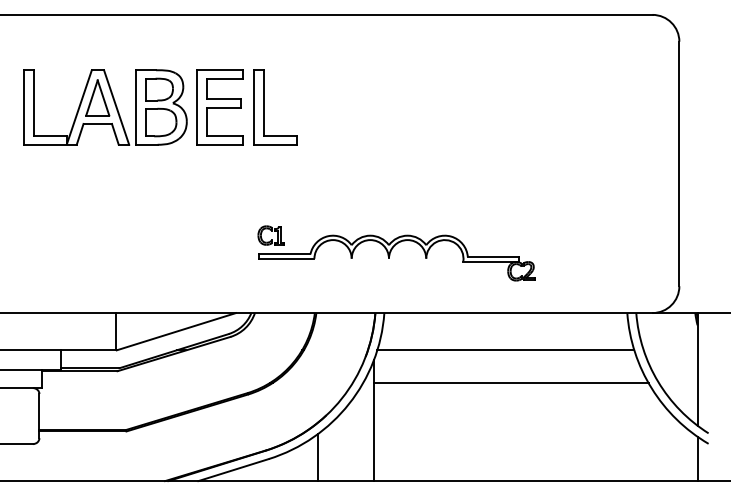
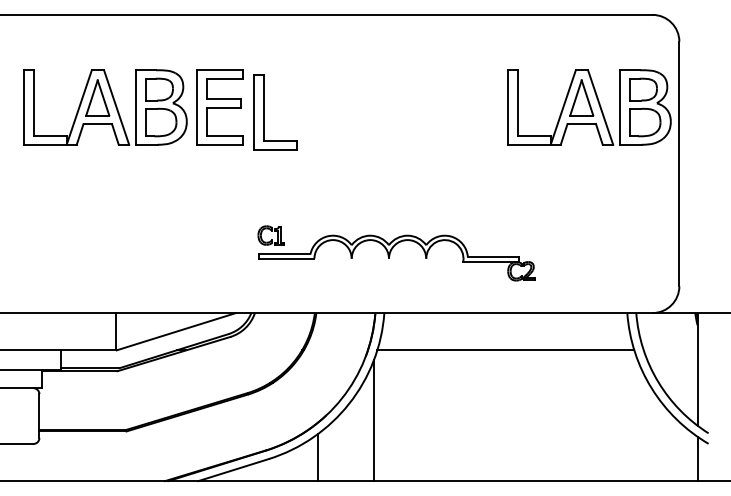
part position: (264, 107) -> (264, 112) (264, 112)
part: none -> present (589, 107)
line: present -> none (510, 383)
